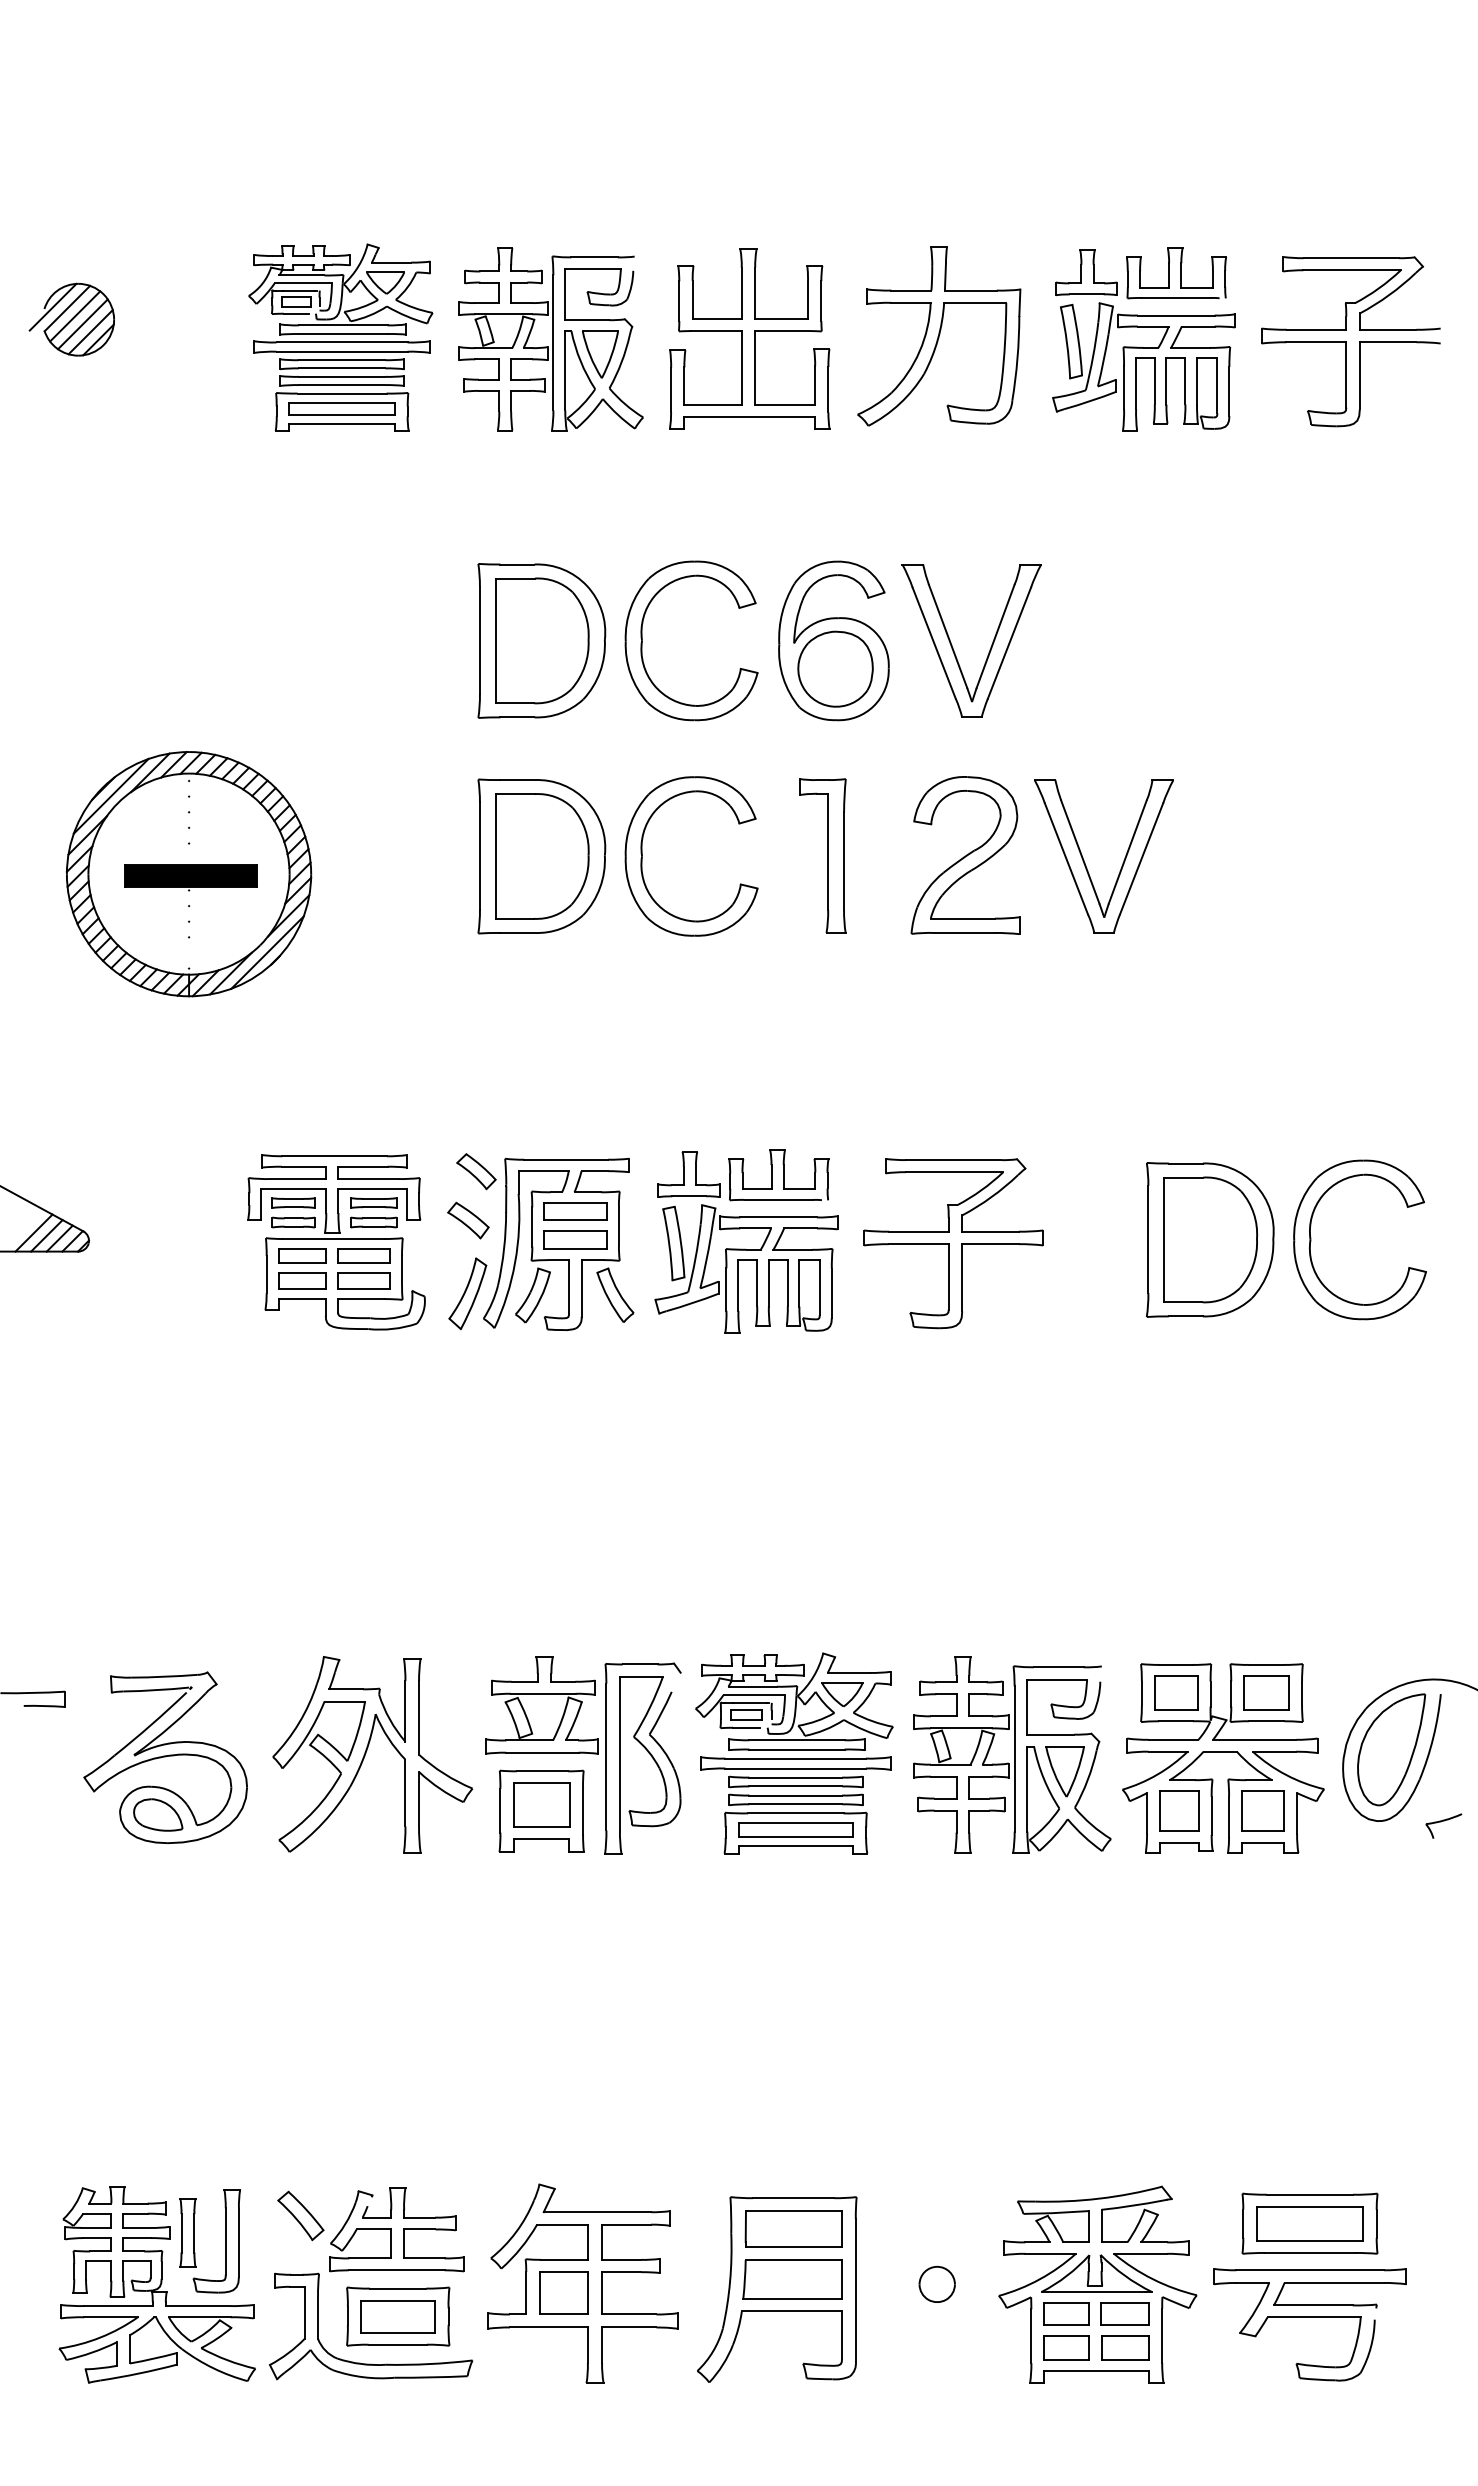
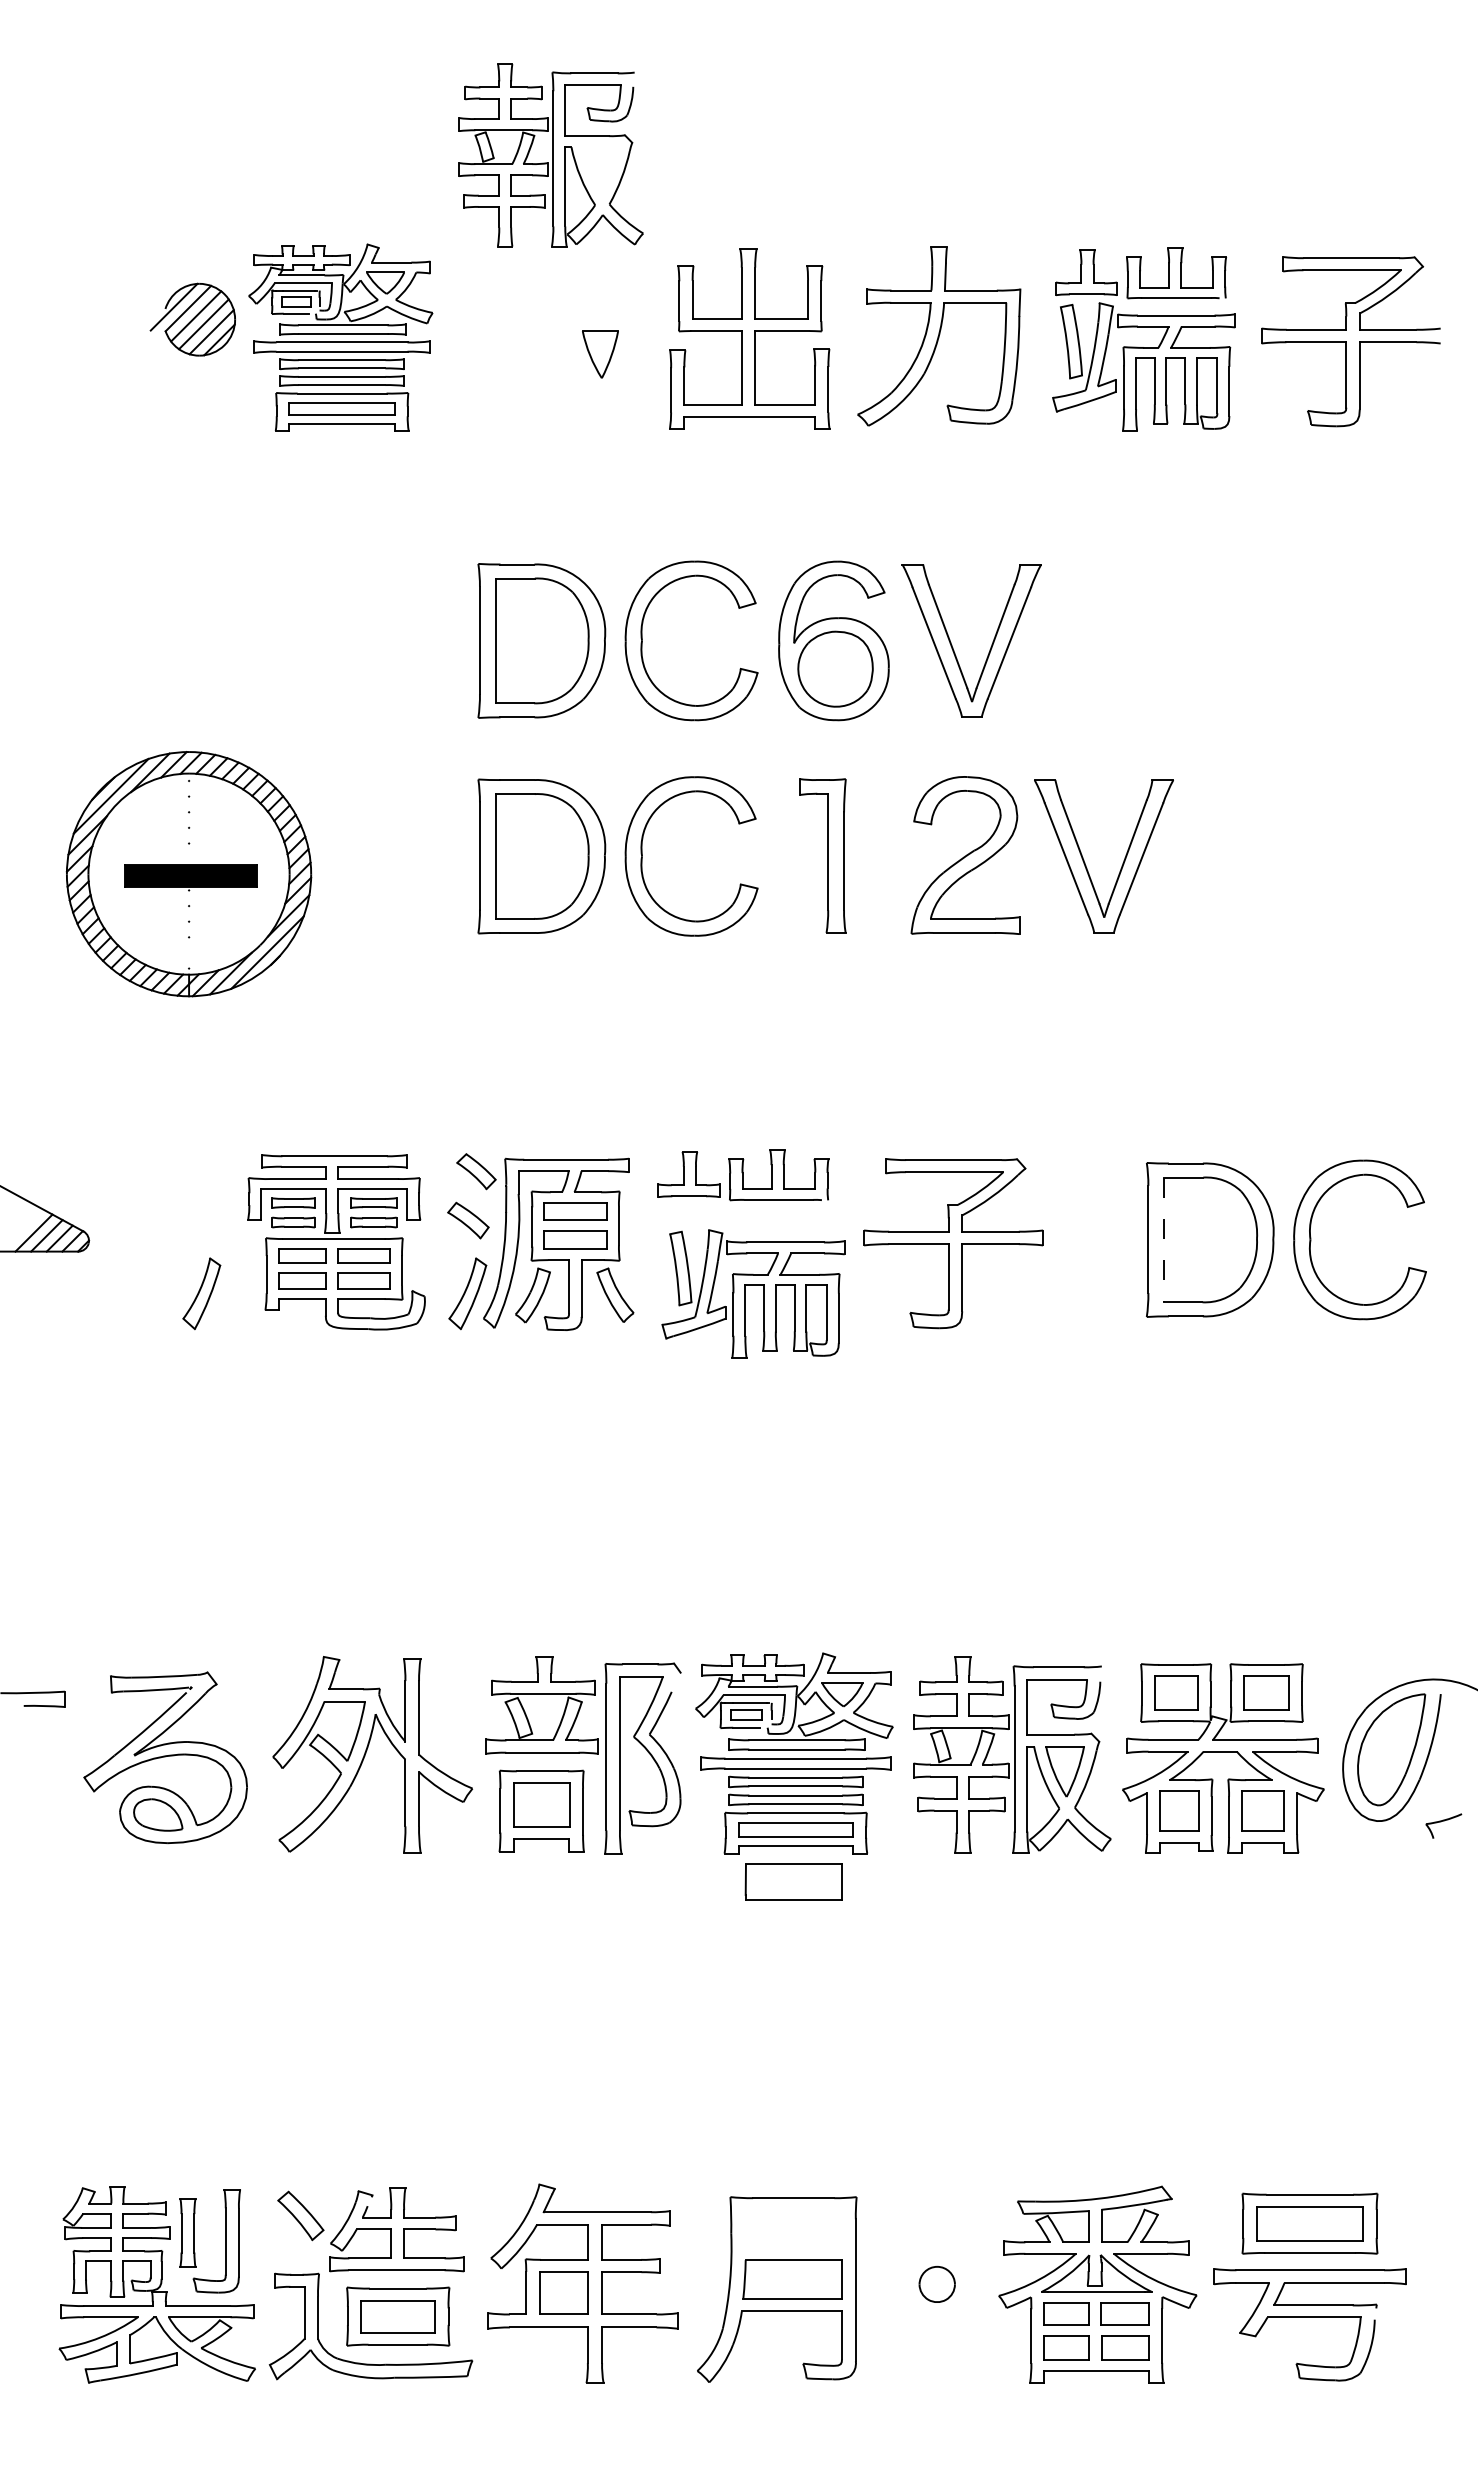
part position: (71, 319) -> (192, 319) (192, 319)
part position: (550, 339) -> (550, 155) (550, 155)
line: solid -> dashed (1164, 1240)
part position: (746, 1260) -> (753, 1285) (753, 1285)
part: none -> present (201, 1293)
part position: (793, 2228) -> (793, 1881) (793, 1881)
